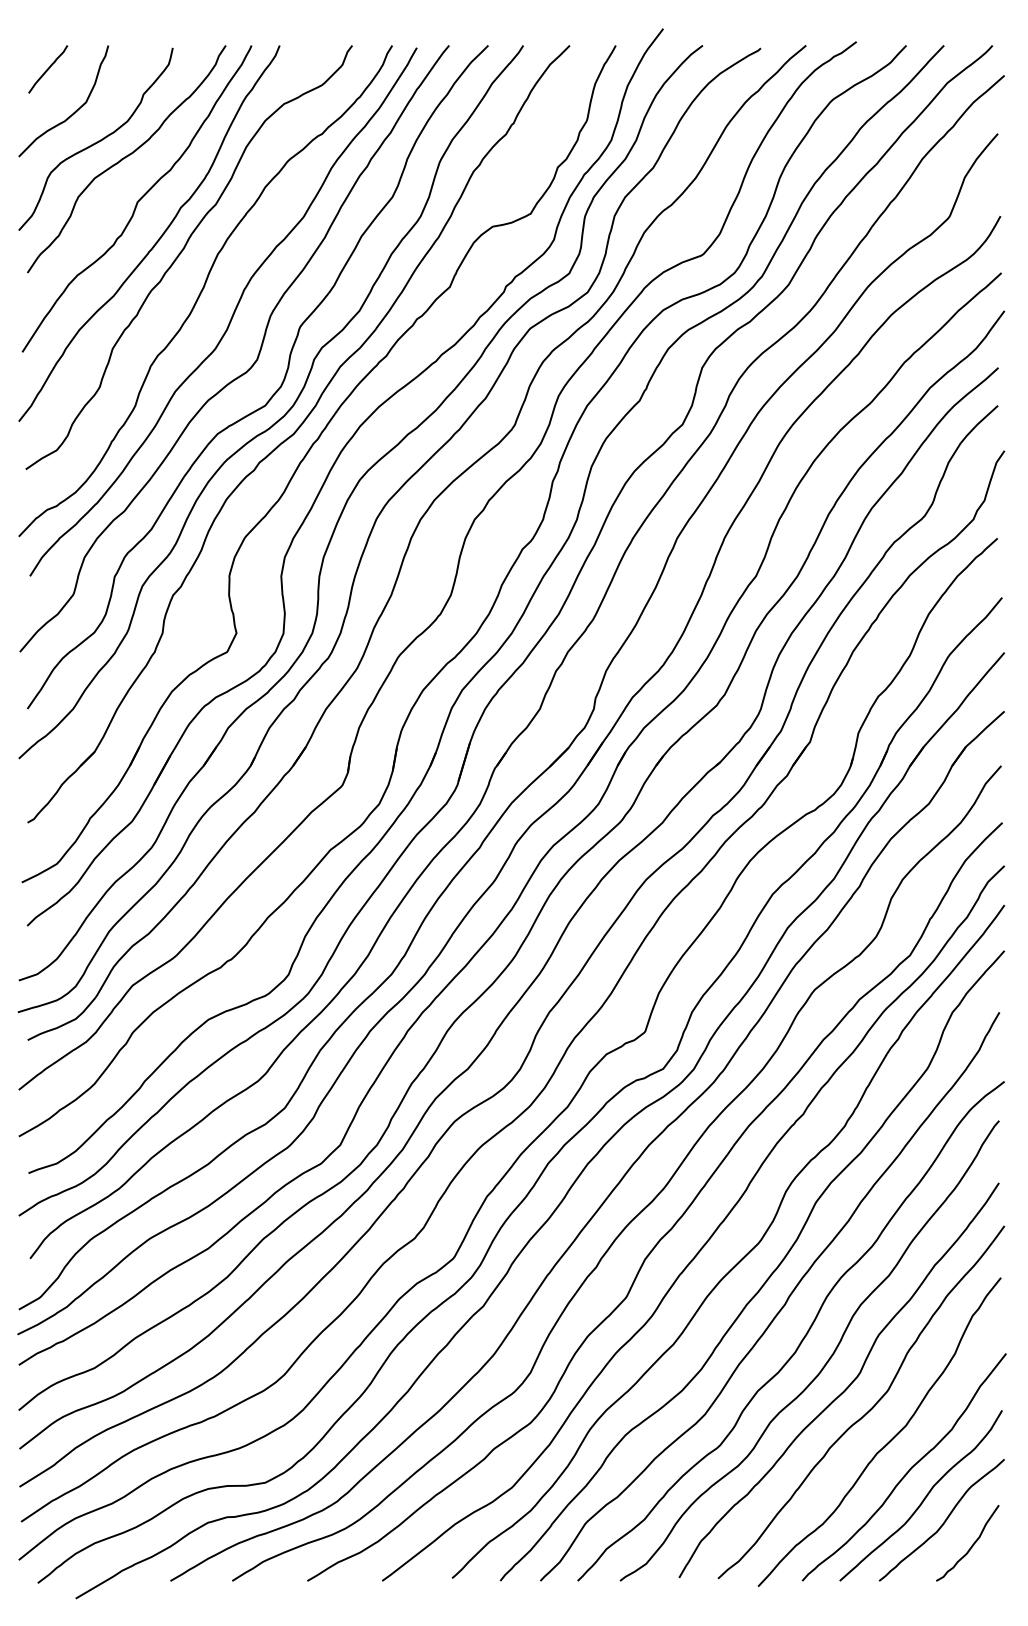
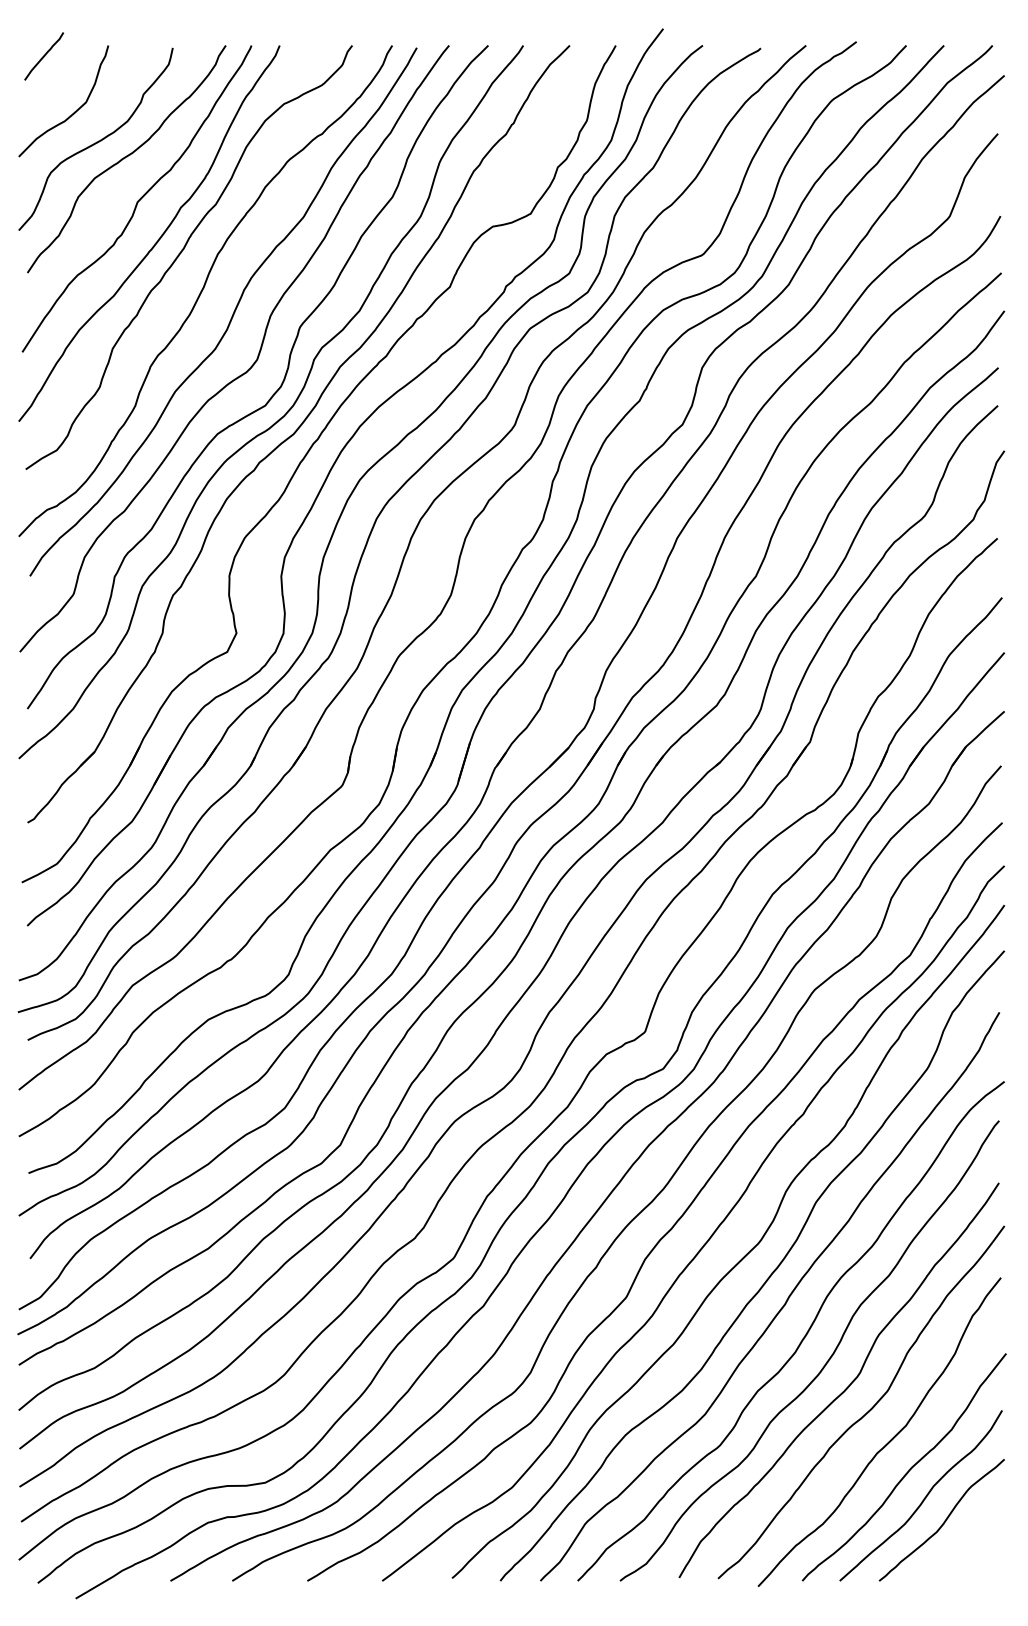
line position: (48, 69) -> (44, 56) (44, 56)
curve: present -> none (970, 1546)
